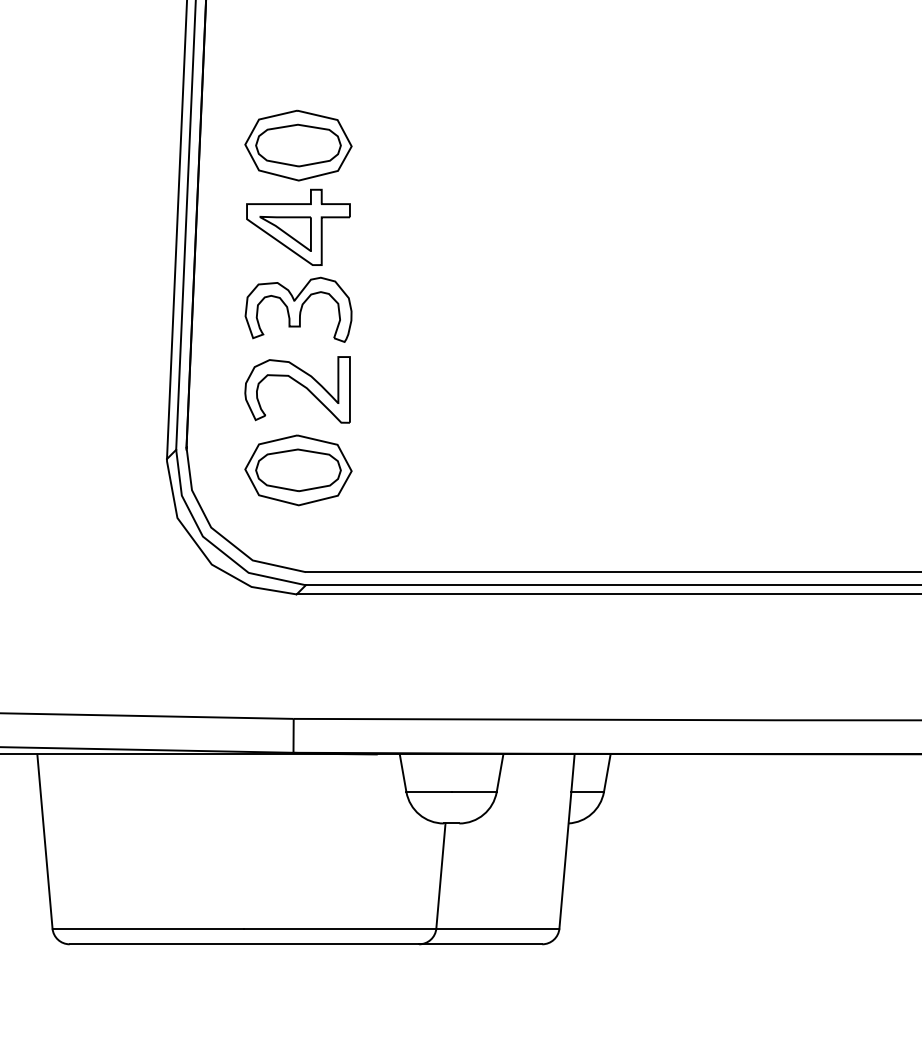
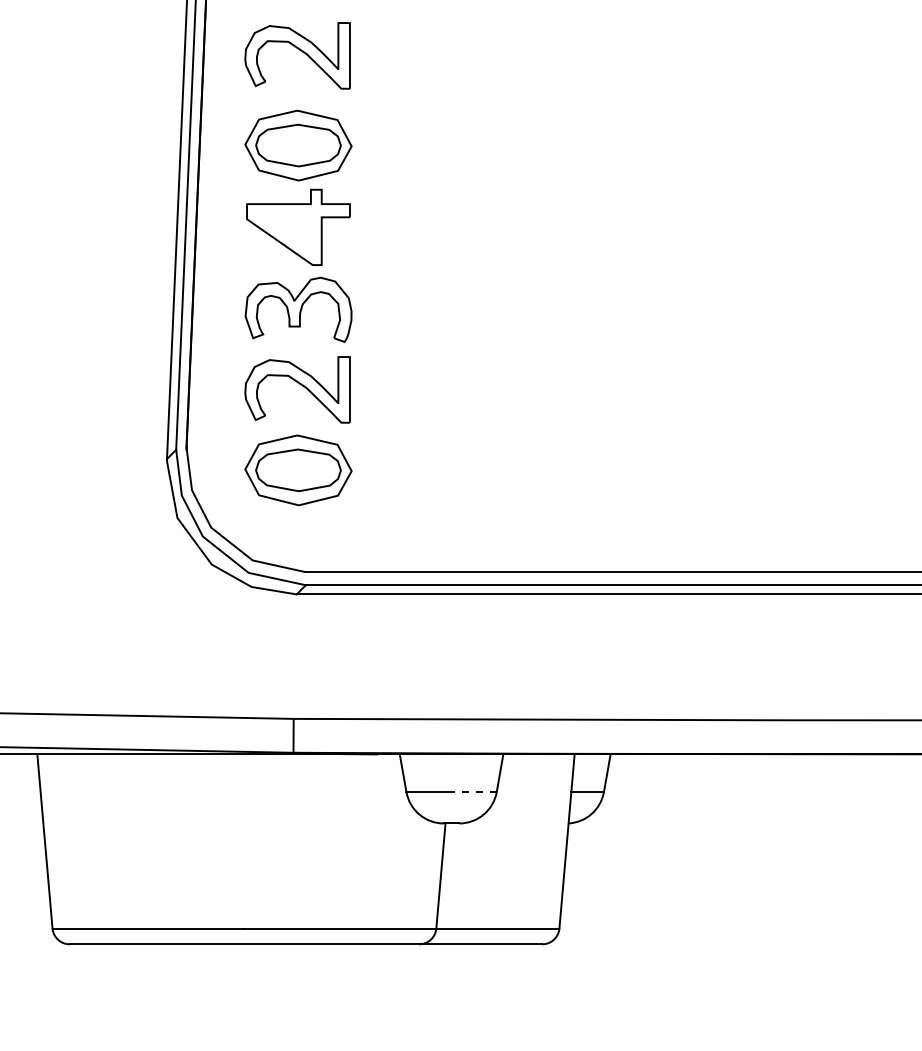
part: none -> present (297, 55)
part: present -> none (285, 233)
line: solid -> dashed (474, 792)
